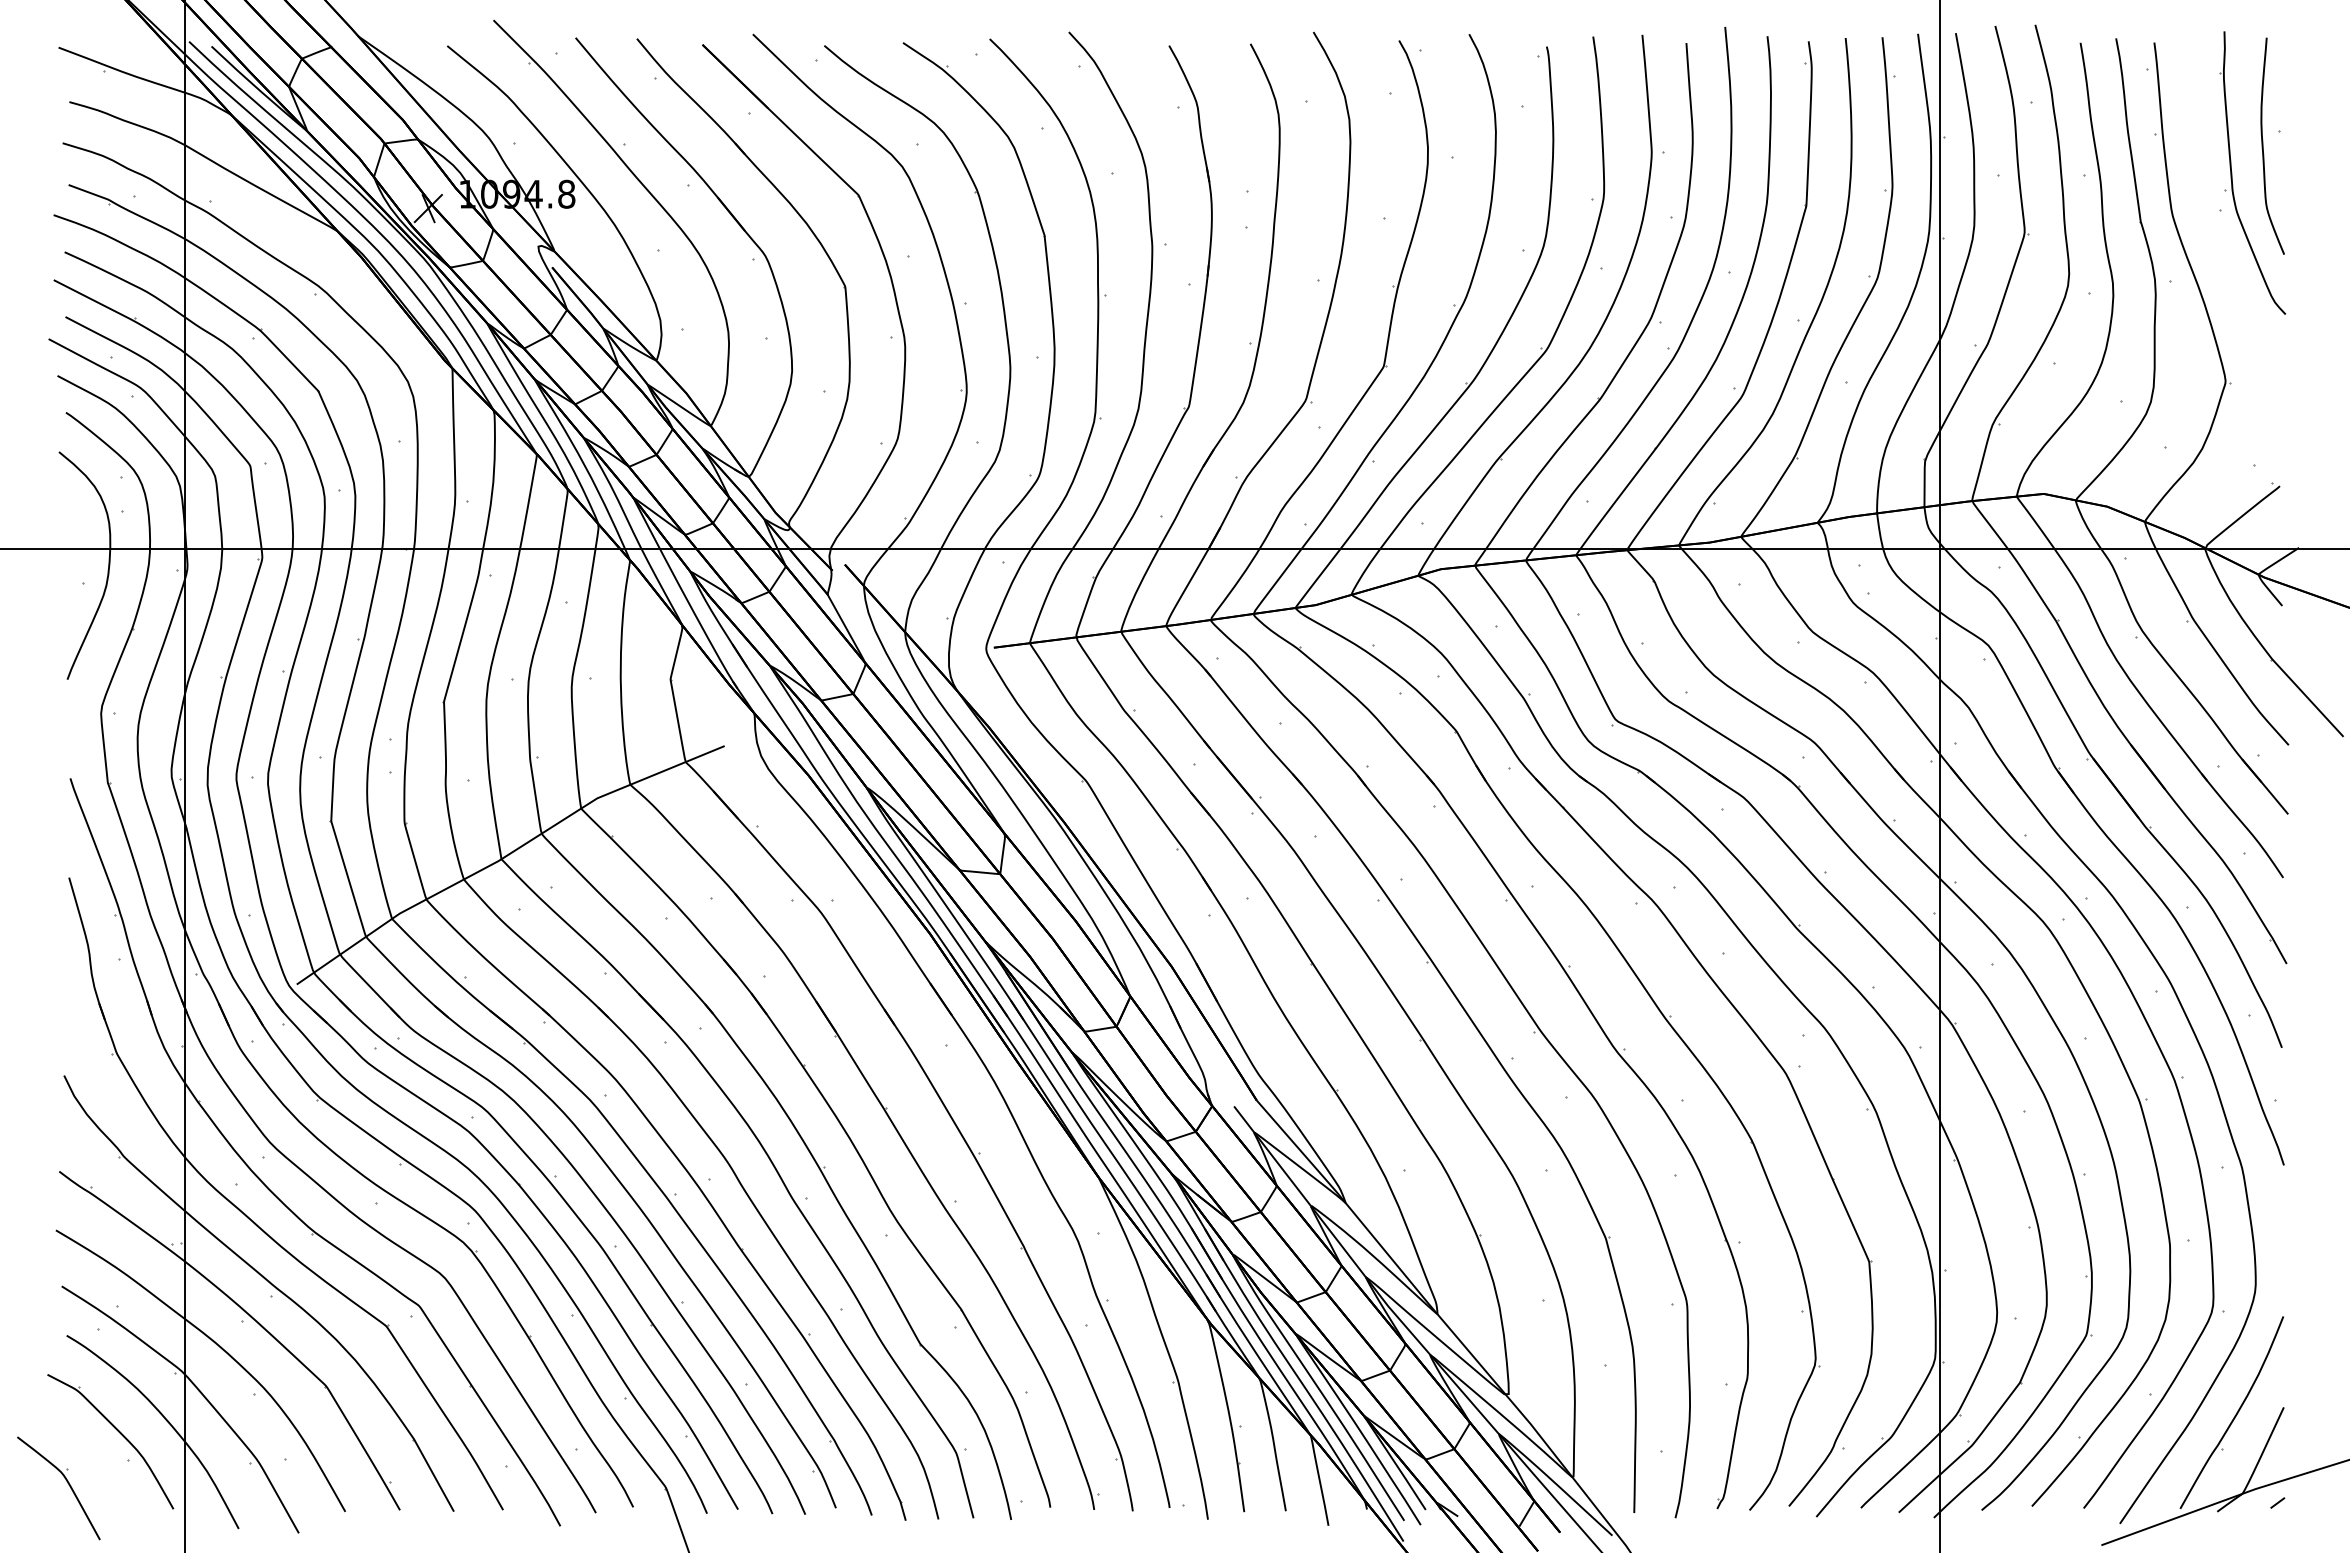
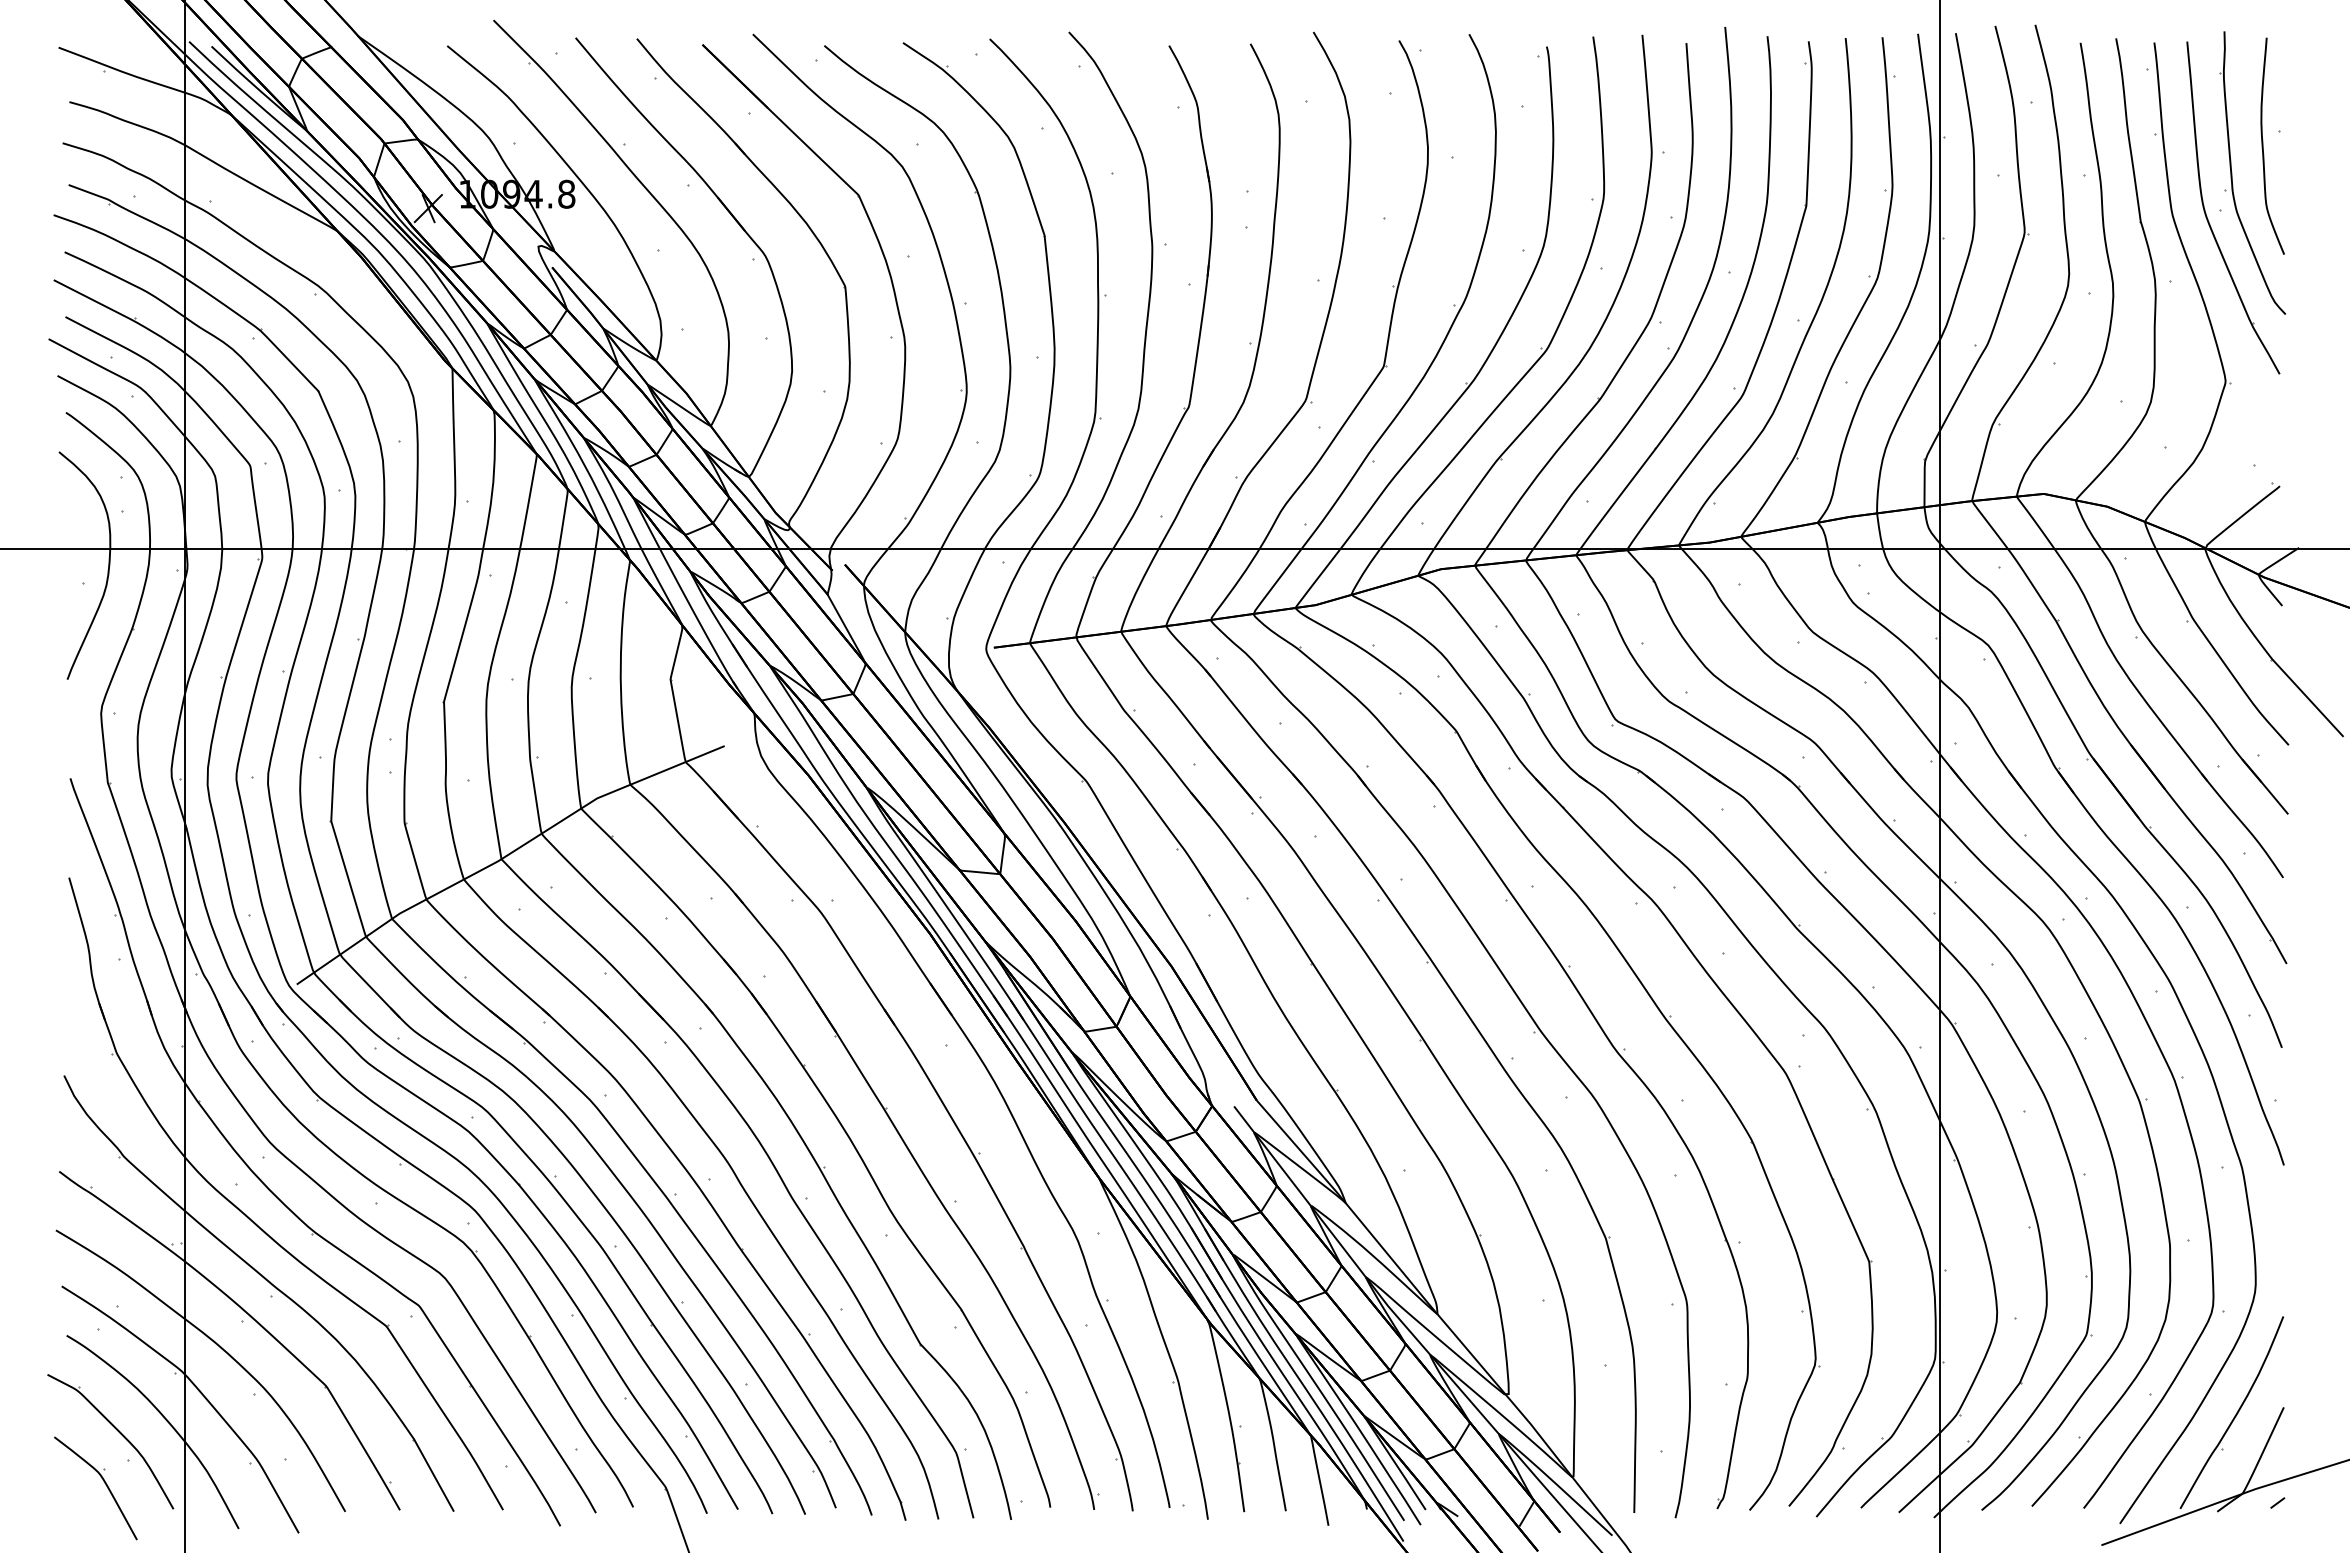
part: none -> present (2207, 216)
part position: (67, 1483) -> (104, 1483) (104, 1483)
